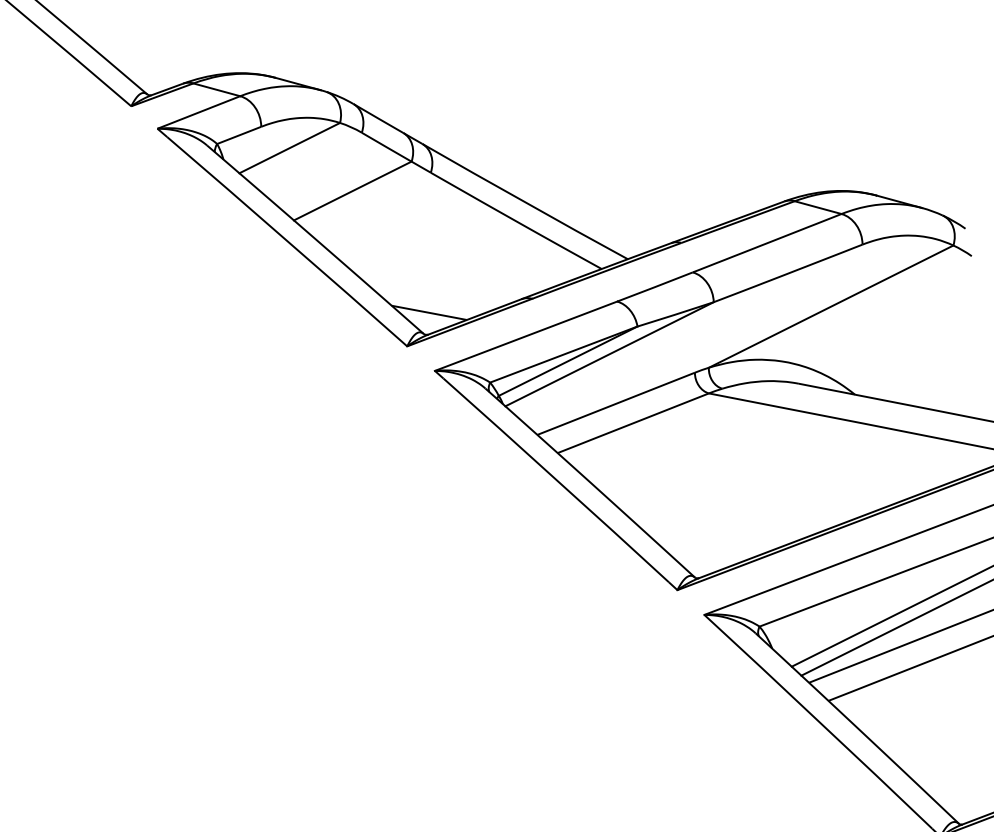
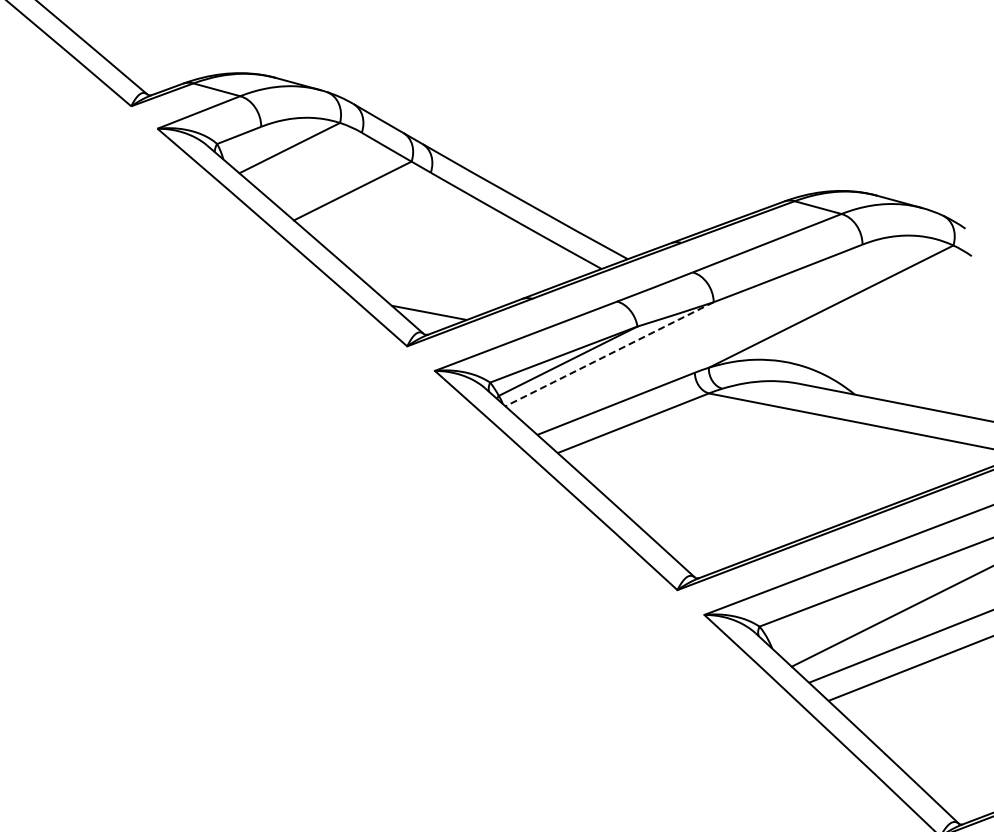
line: solid -> dashed (609, 354)
line: present -> none (895, 628)
